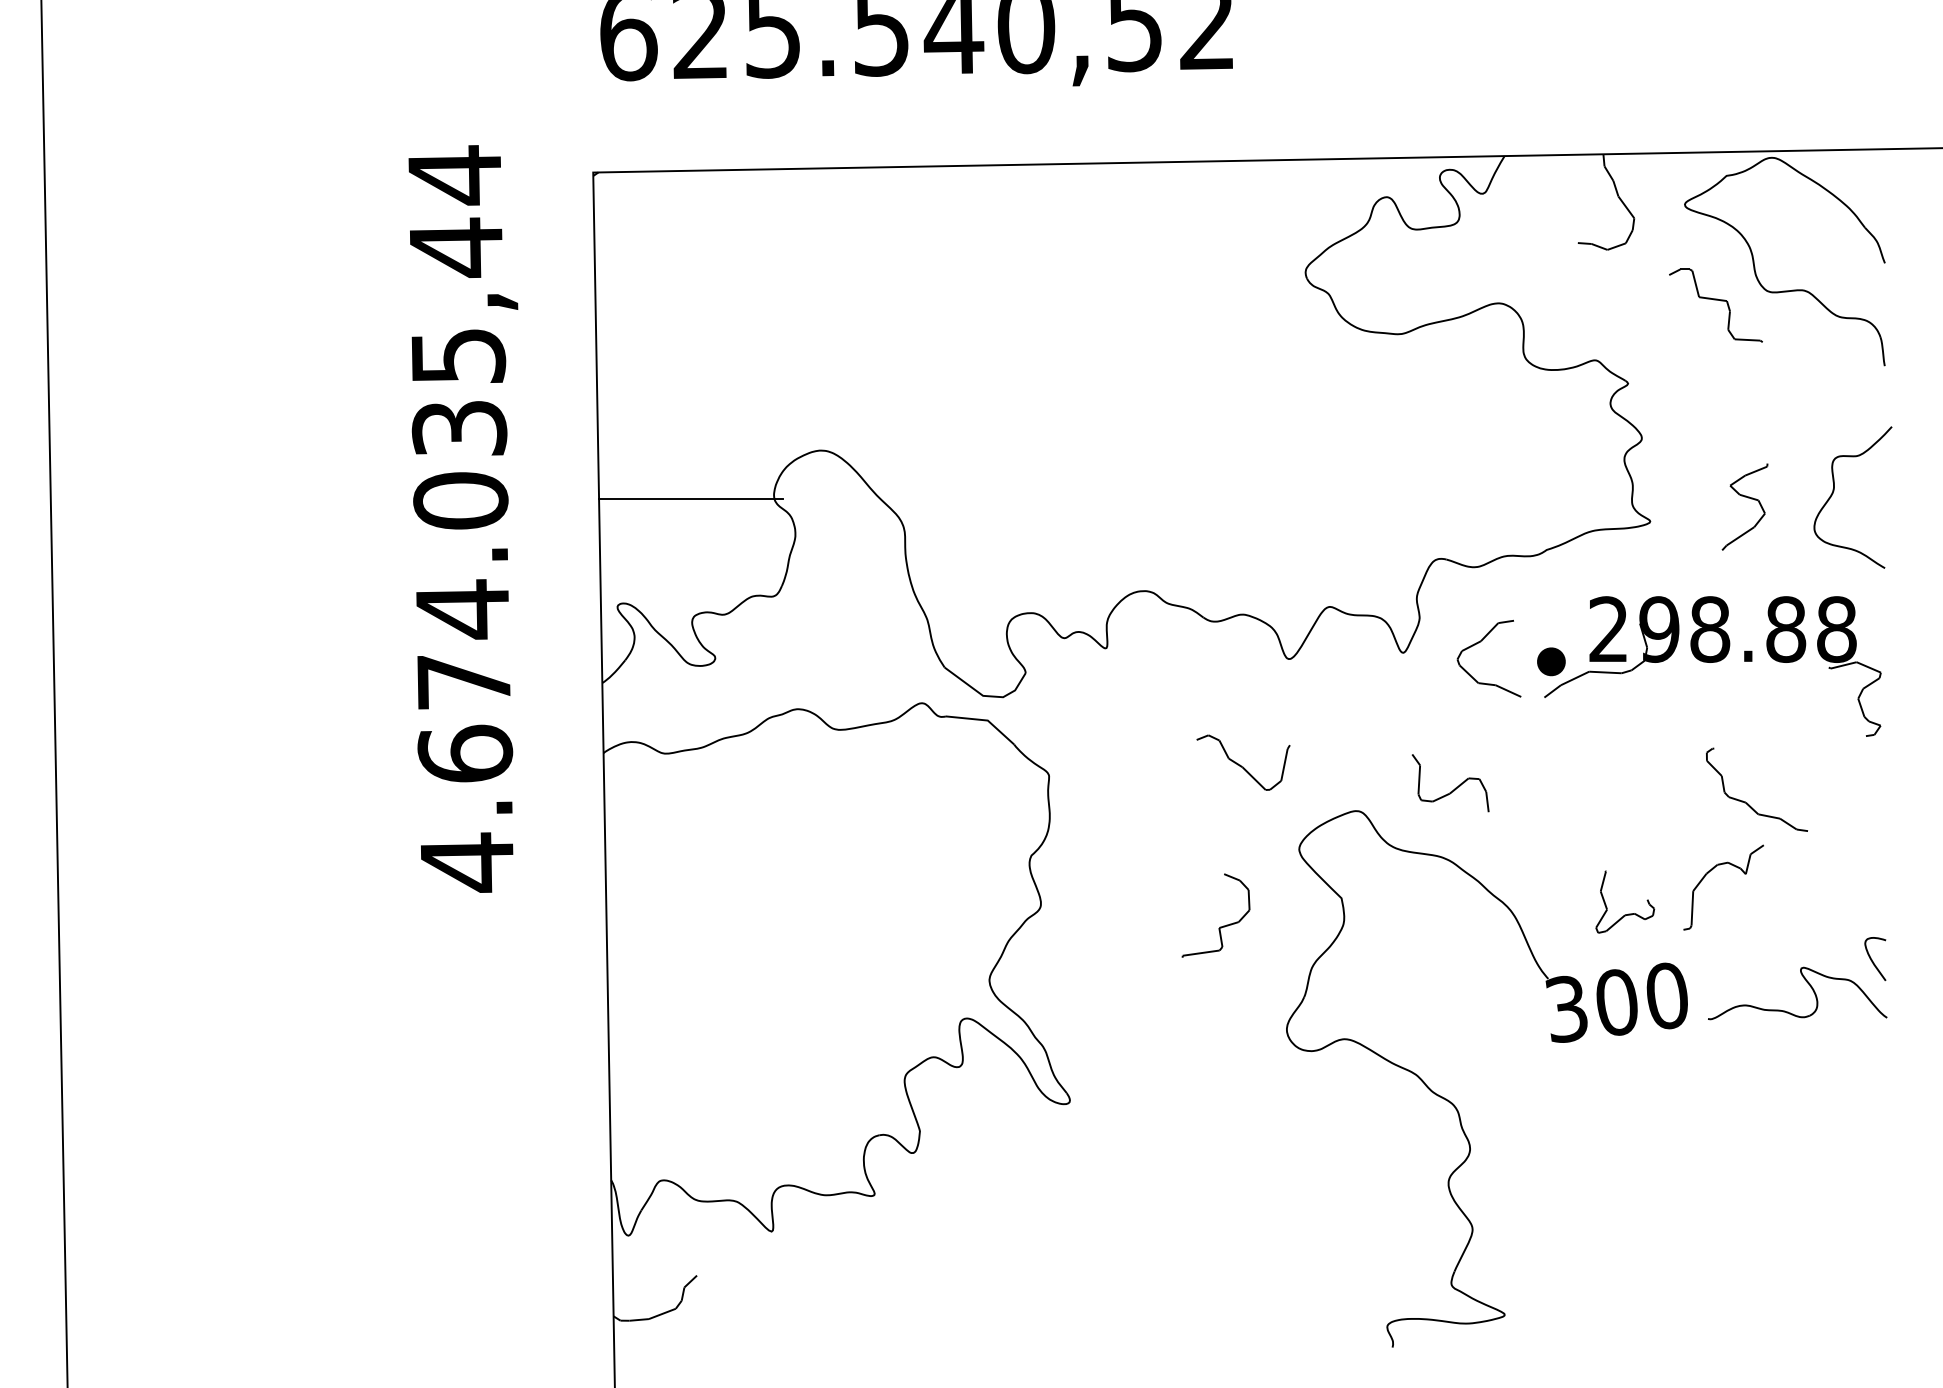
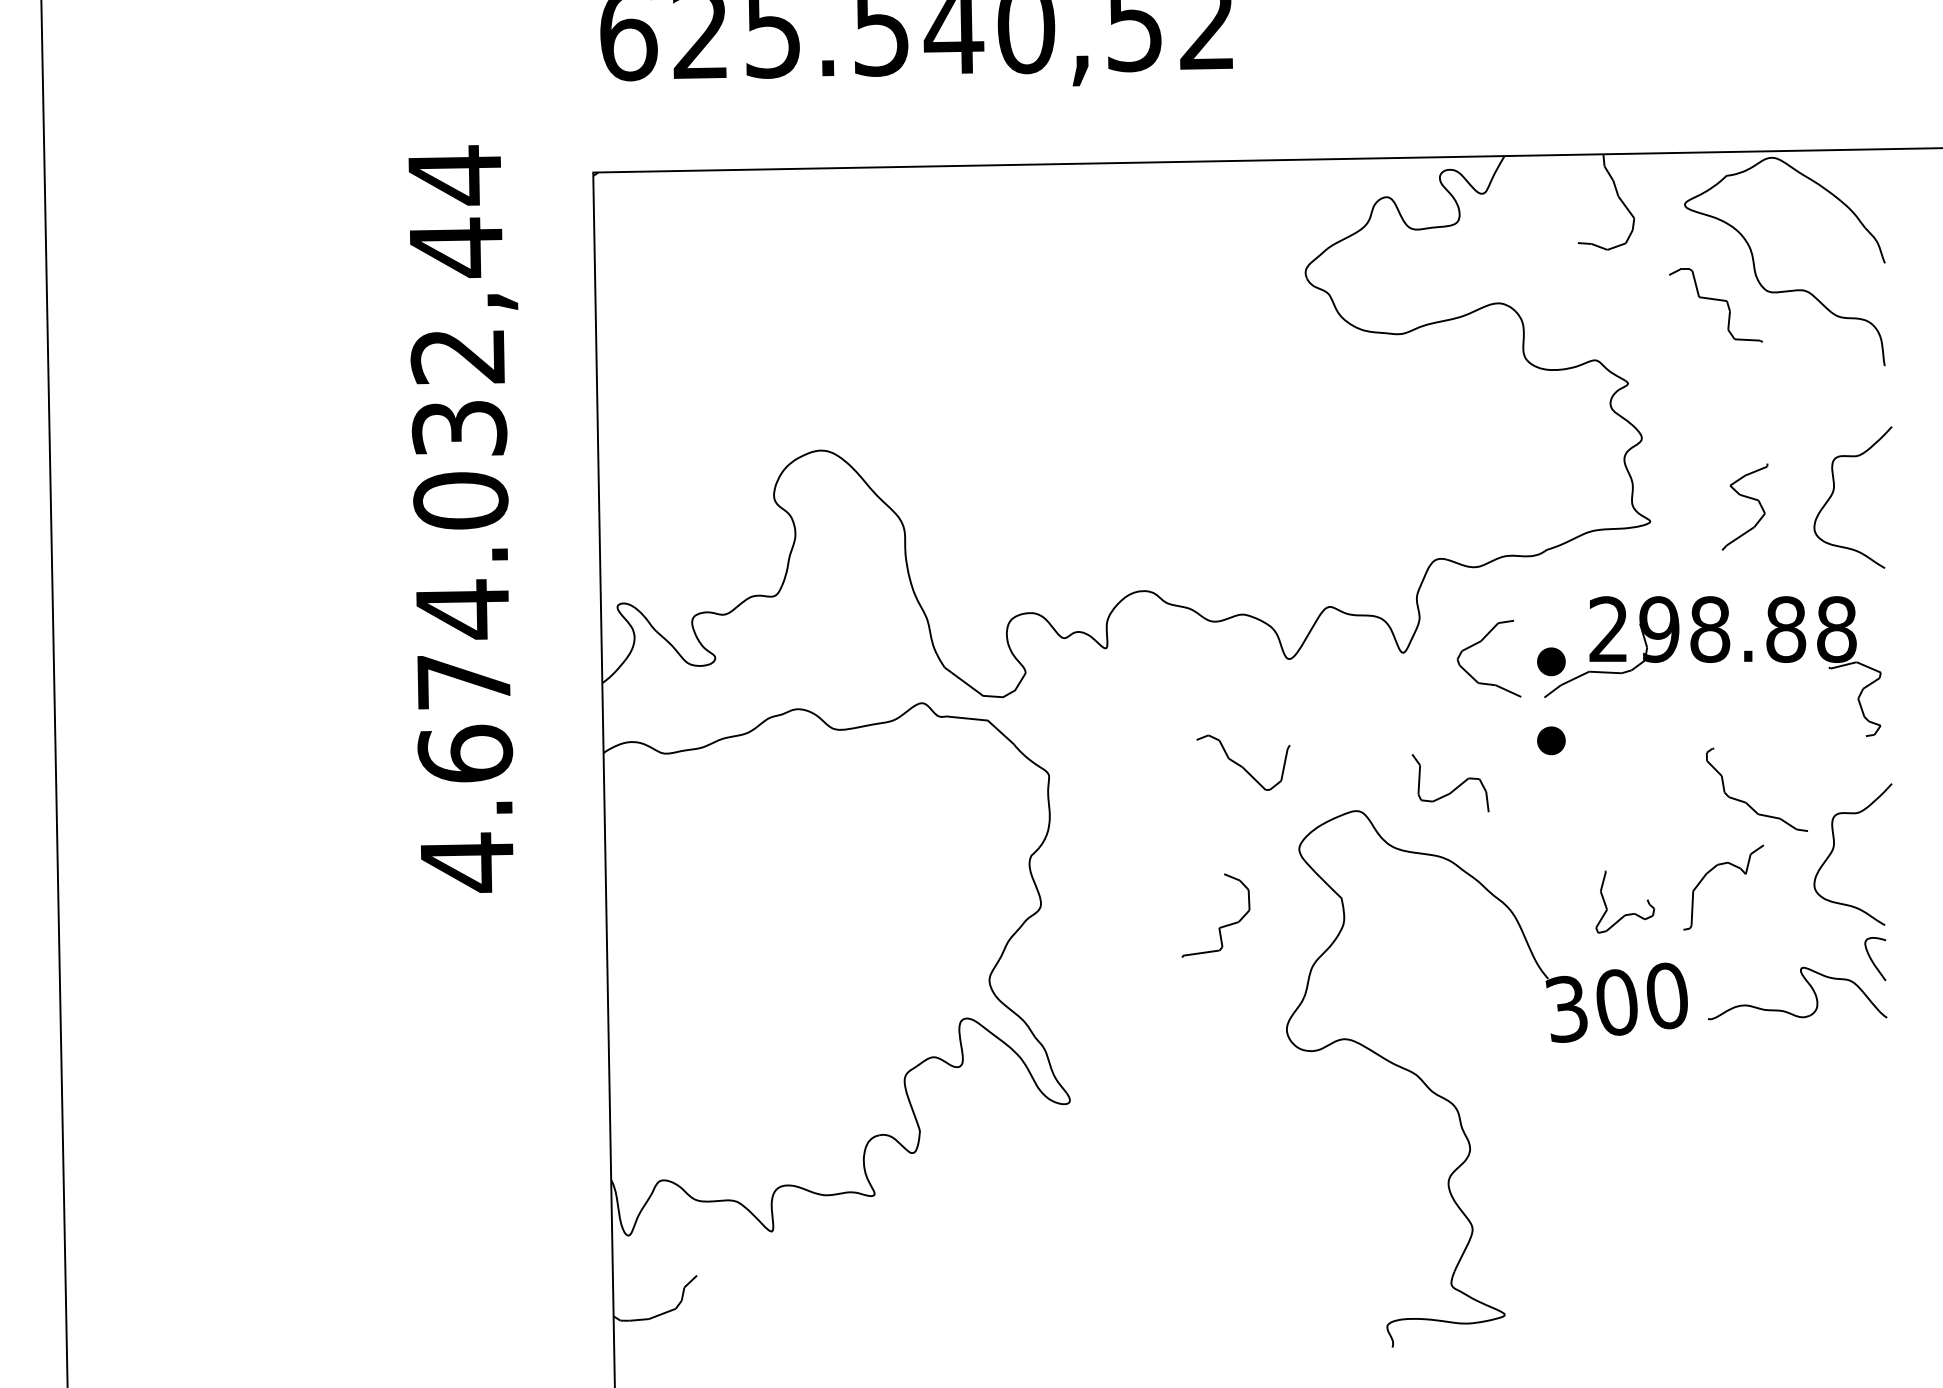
text: 4.674.035,44 -> 4.674.032,44 (458, 356)
line: present -> none (691, 499)
part: none -> present (1551, 740)
curve: none -> present (1834, 848)
